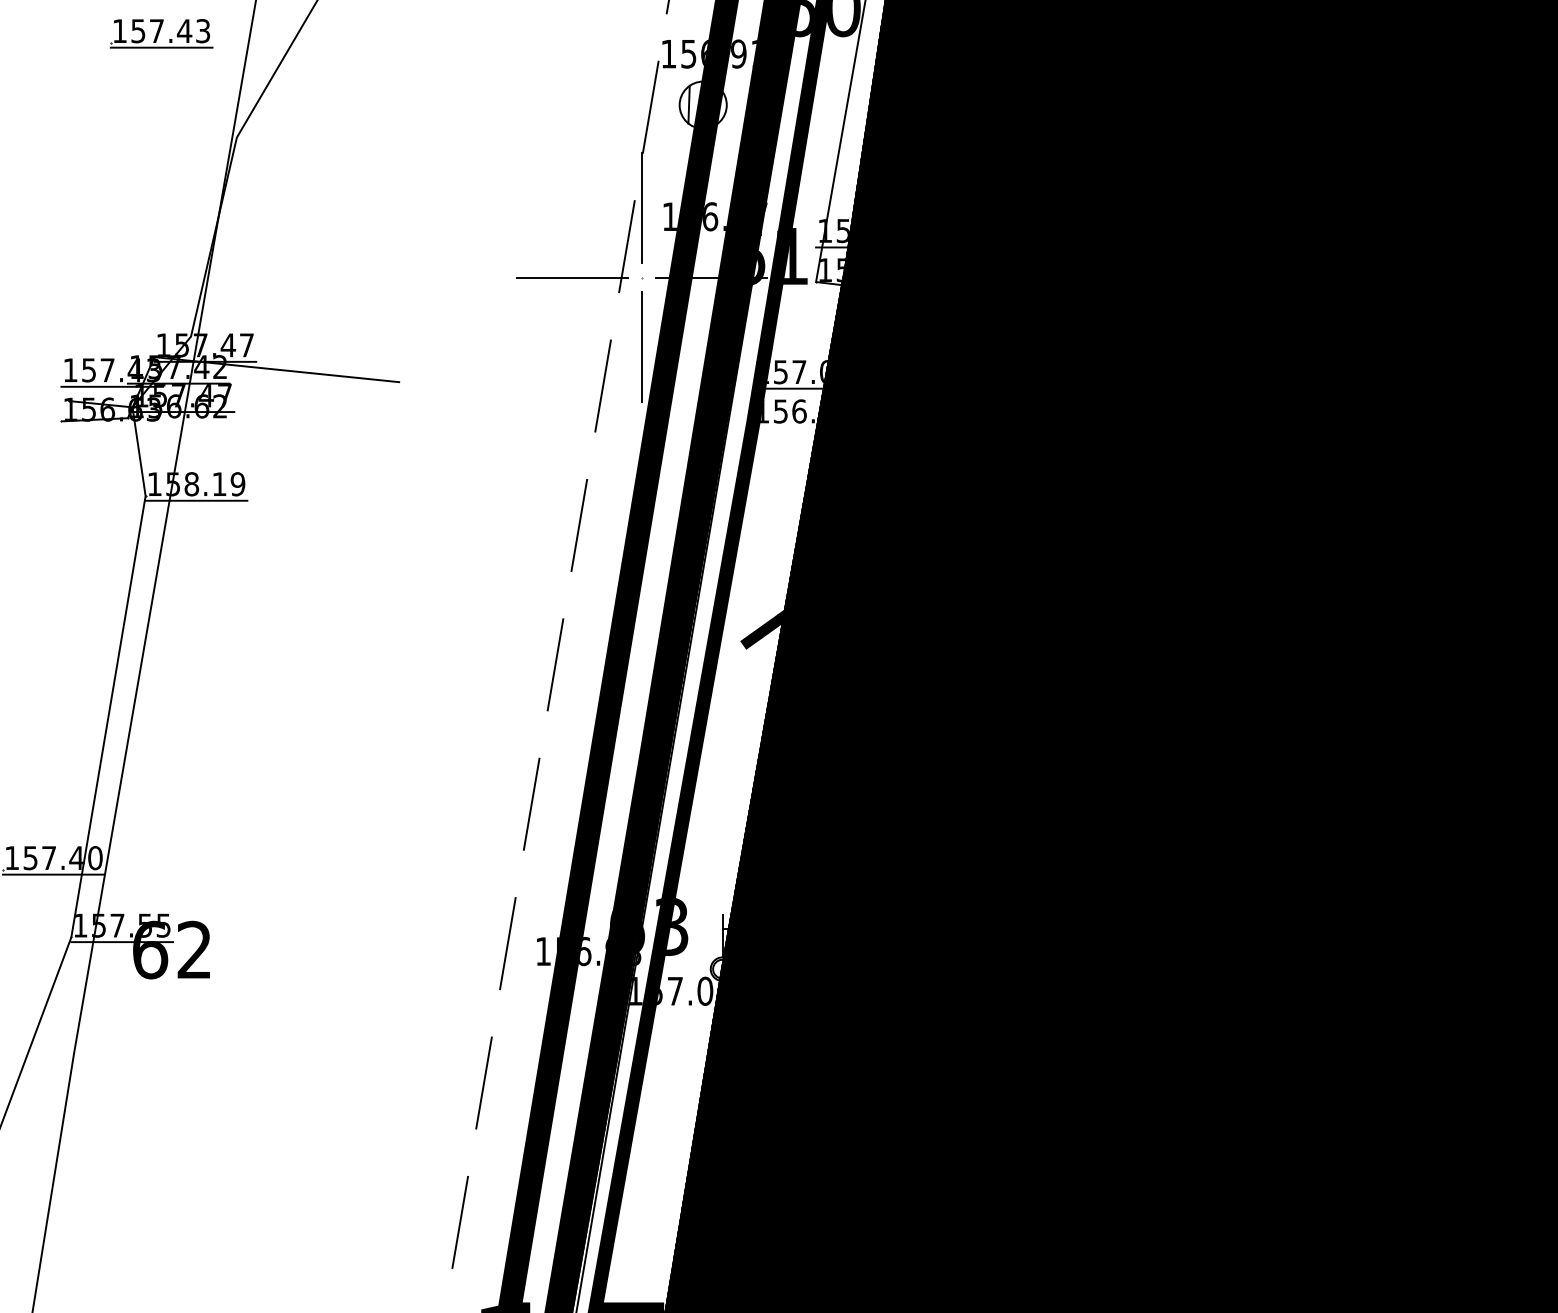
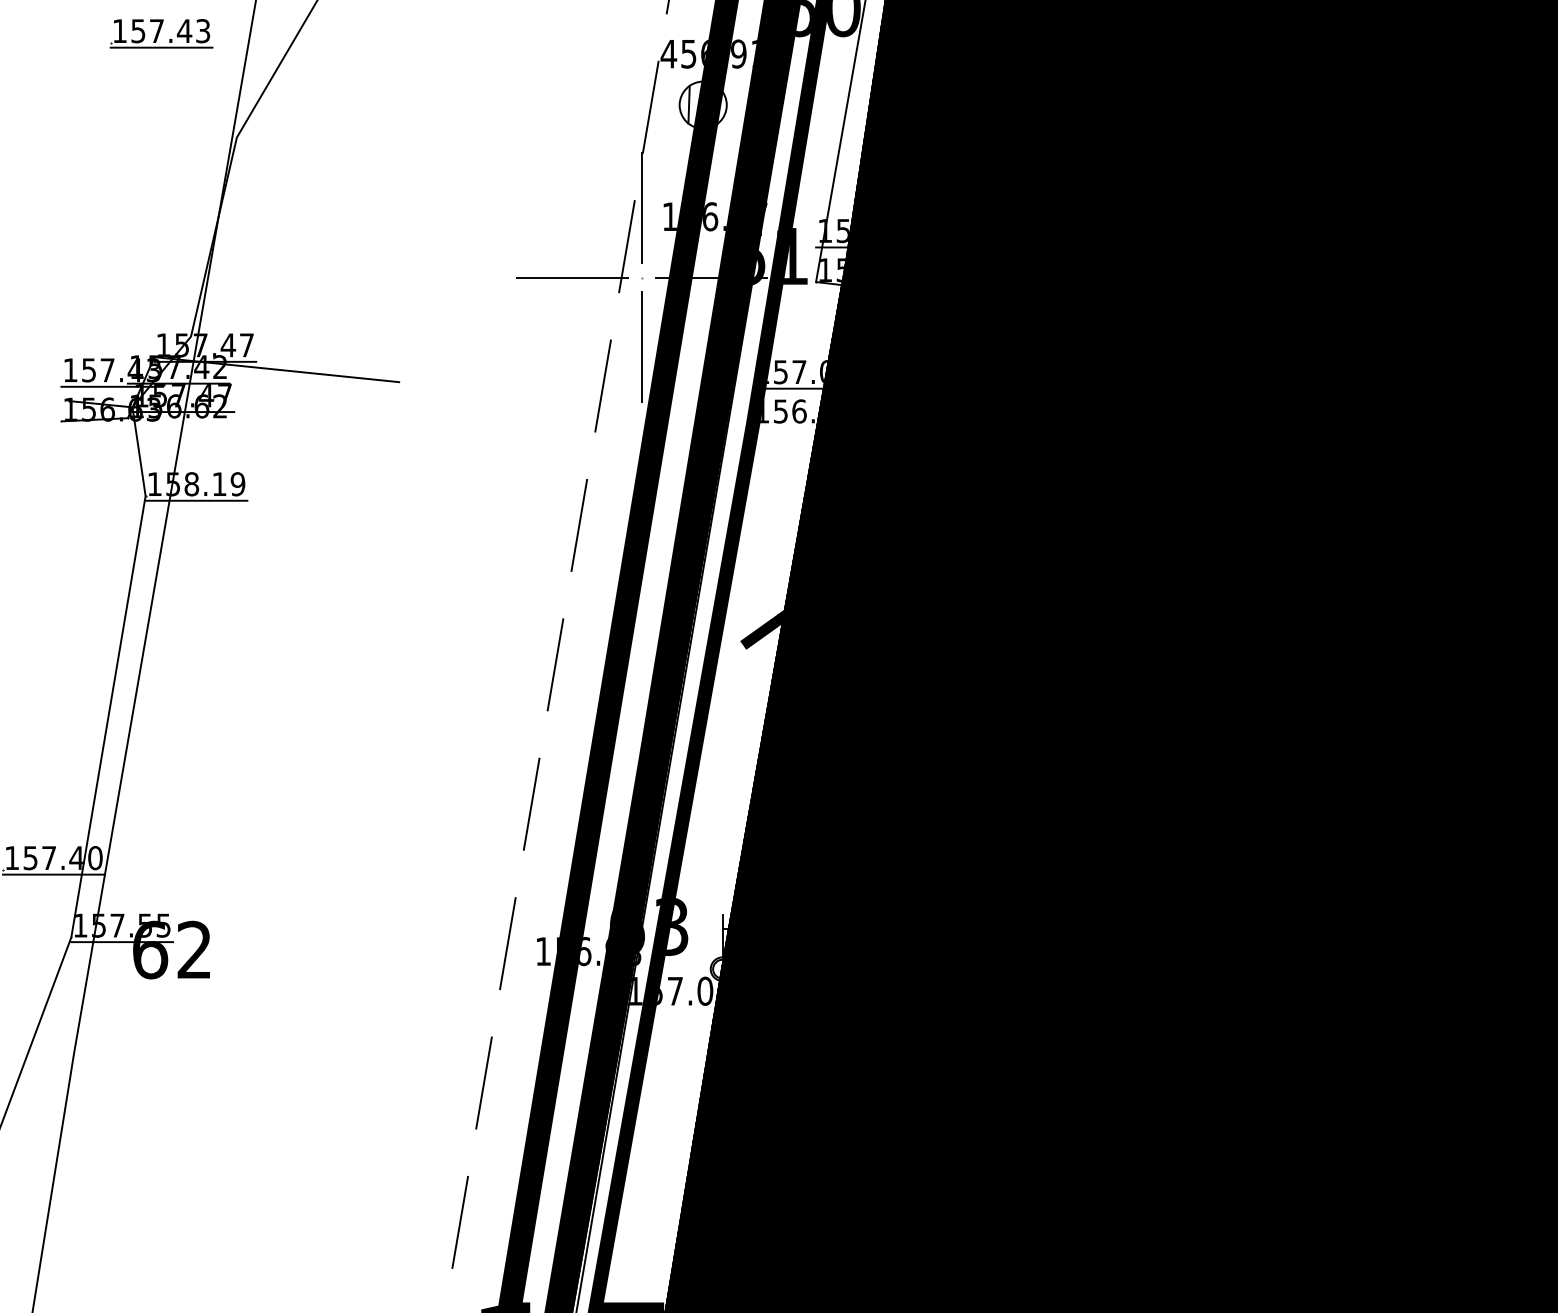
text: 156.91 -> 456.91 (668, 54)
